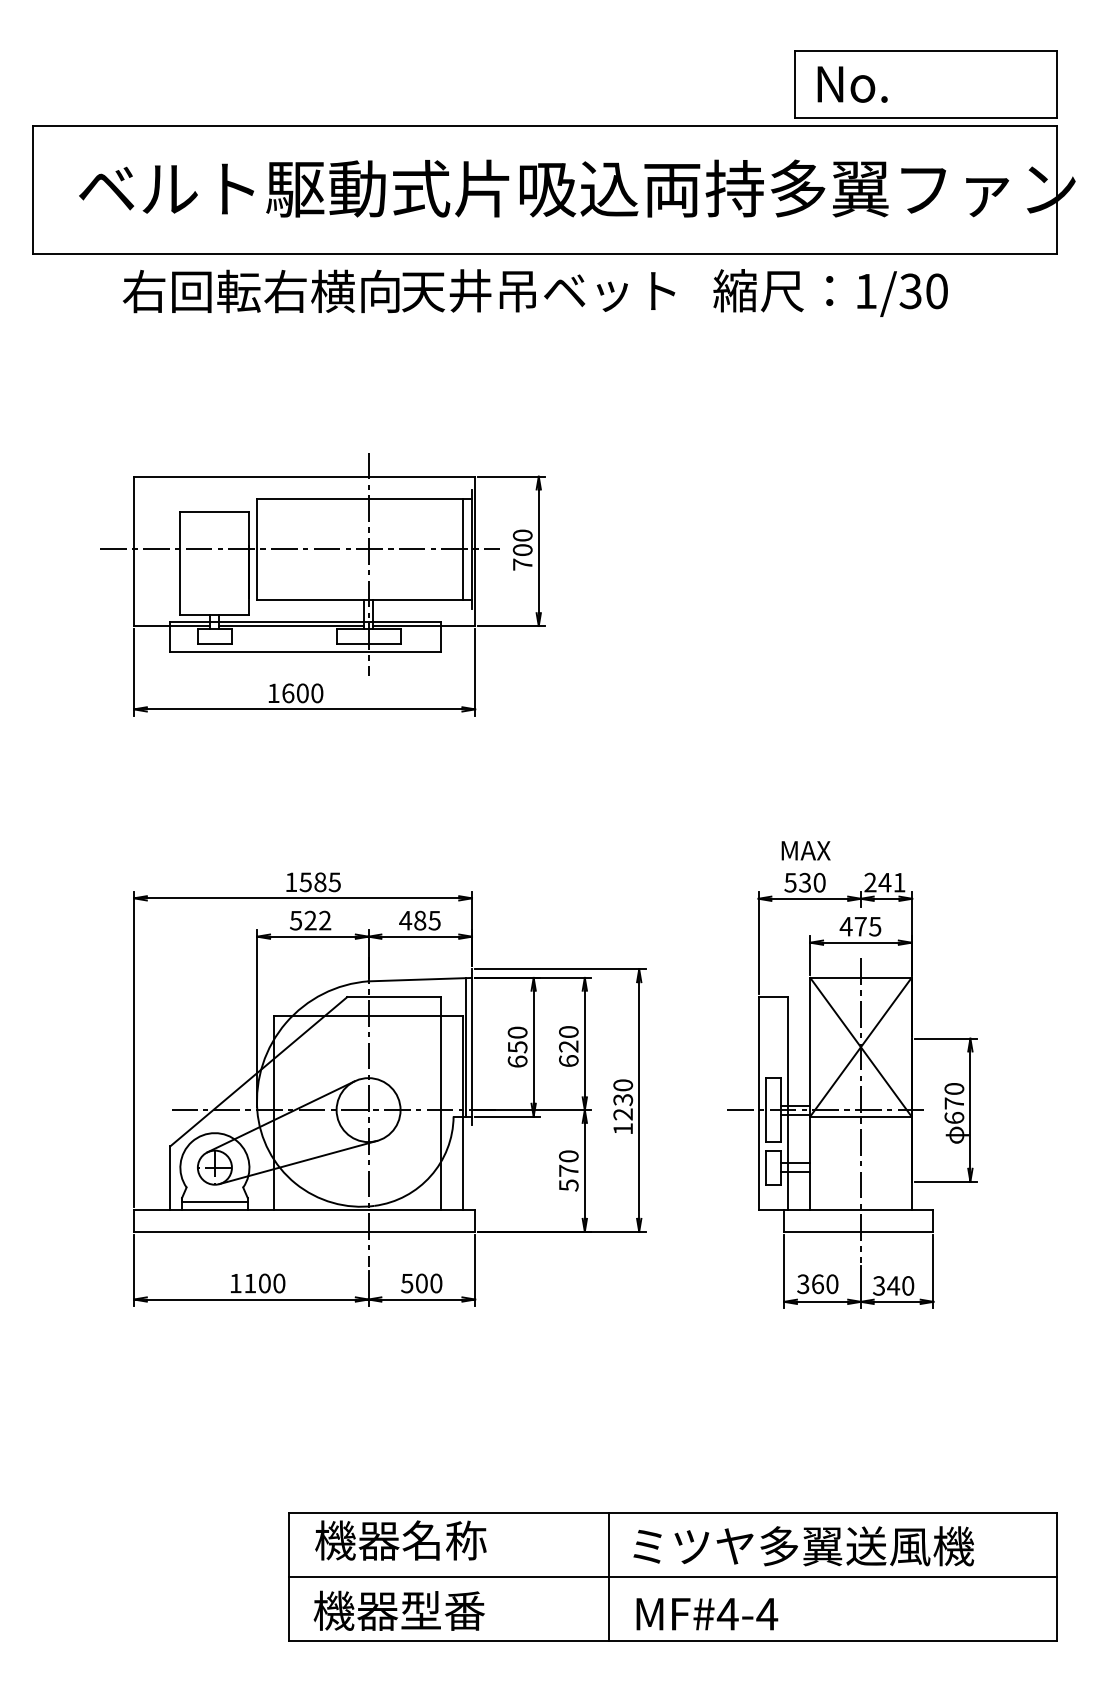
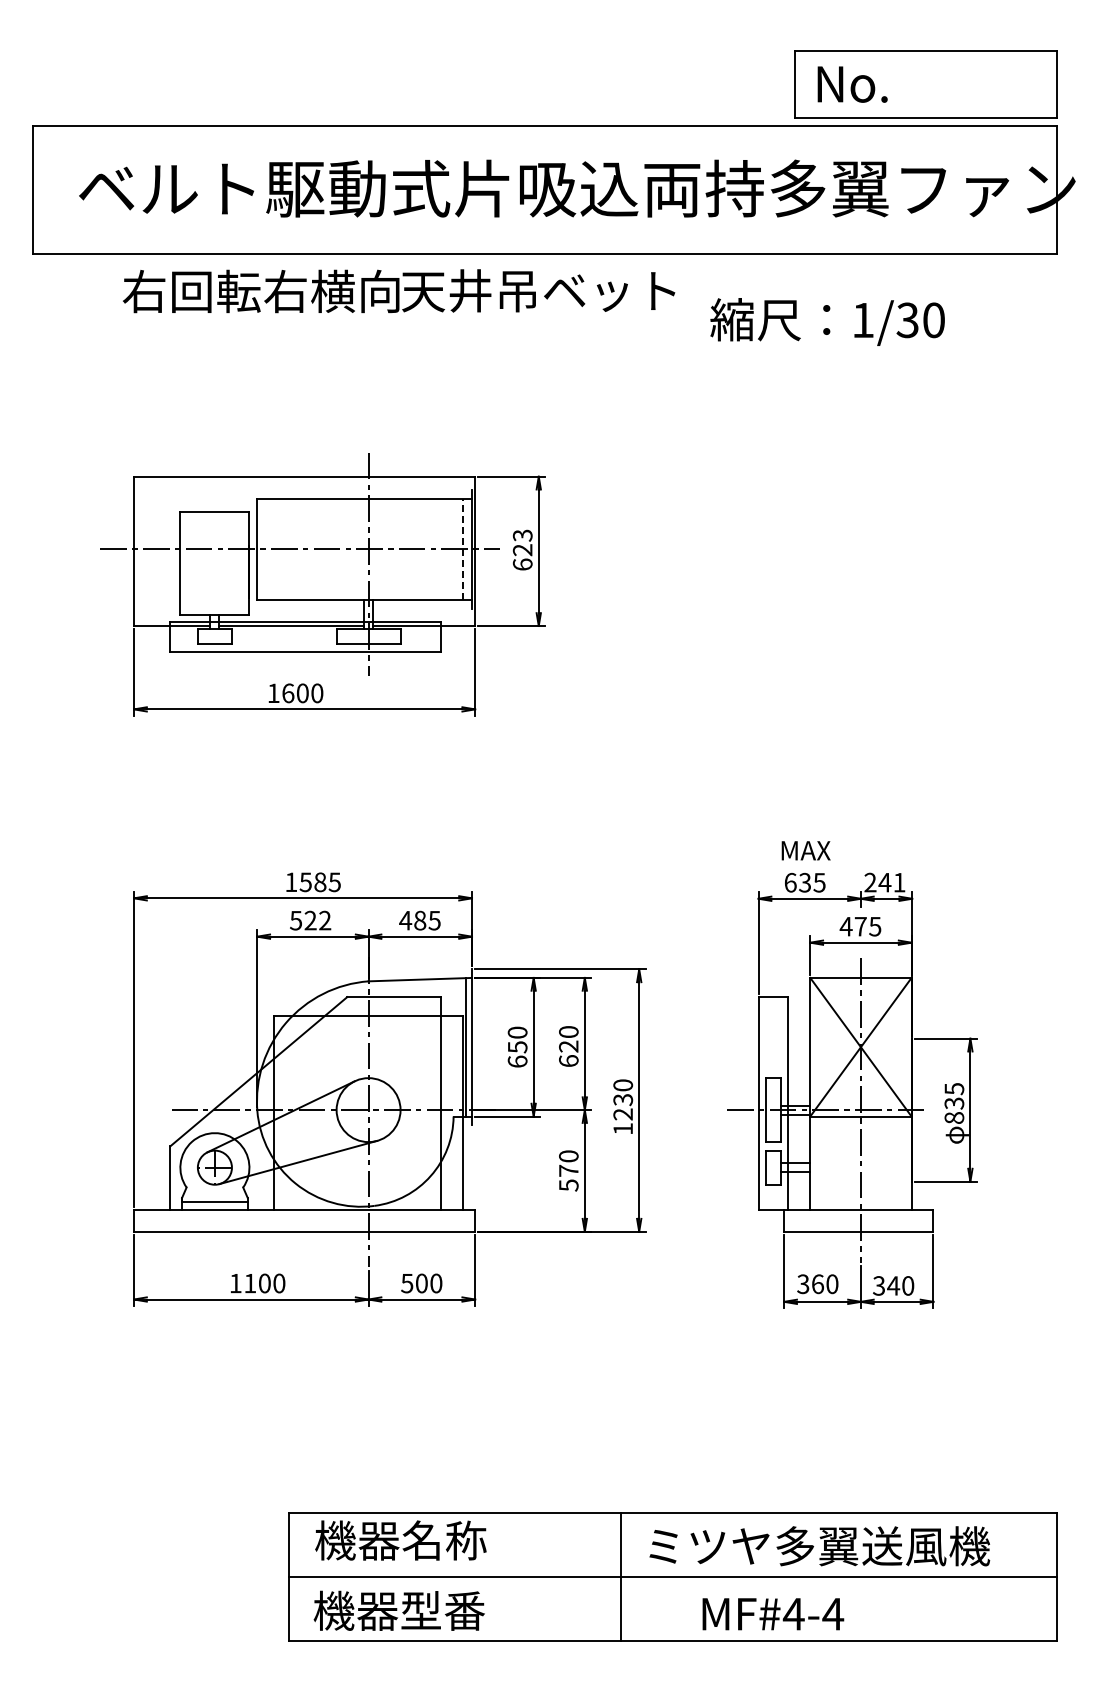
text position: (830, 292) -> (827, 321) (827, 321)
line: solid -> dashed (463, 549)
text: 700 -> 623 (522, 549)
text: 530 -> 635 (804, 882)
text: 670 -> 835 (954, 1103)
text position: (803, 1546) -> (819, 1546) (819, 1546)
line position: (608, 1577) -> (620, 1577) (620, 1577)
text position: (707, 1614) -> (773, 1614) (773, 1614)
